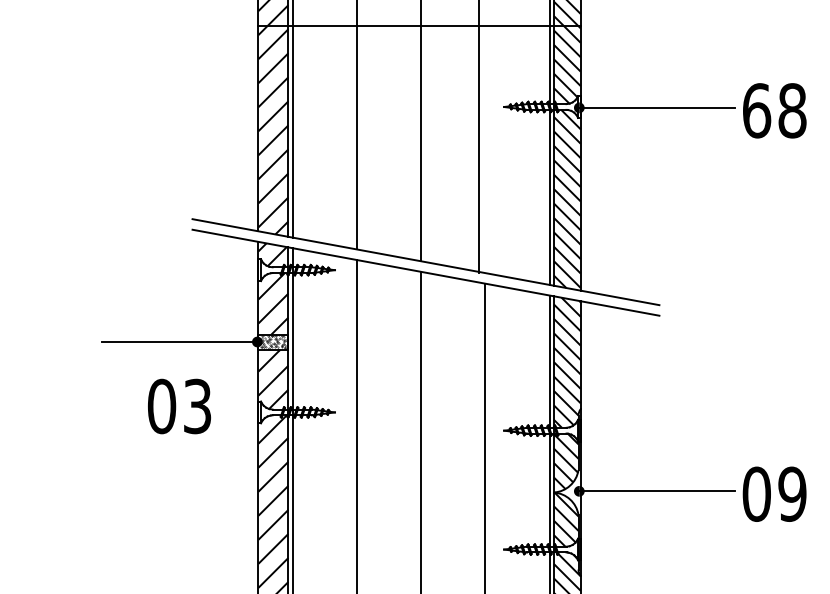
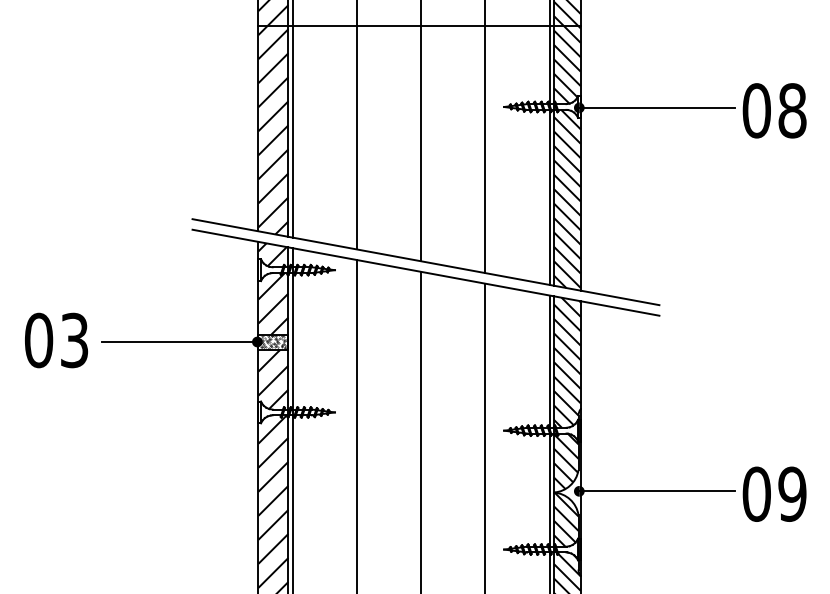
text: 68 -> 08 (756, 110)
line position: (479, 137) -> (485, 137) (485, 137)
text position: (179, 406) -> (56, 340) (56, 340)
